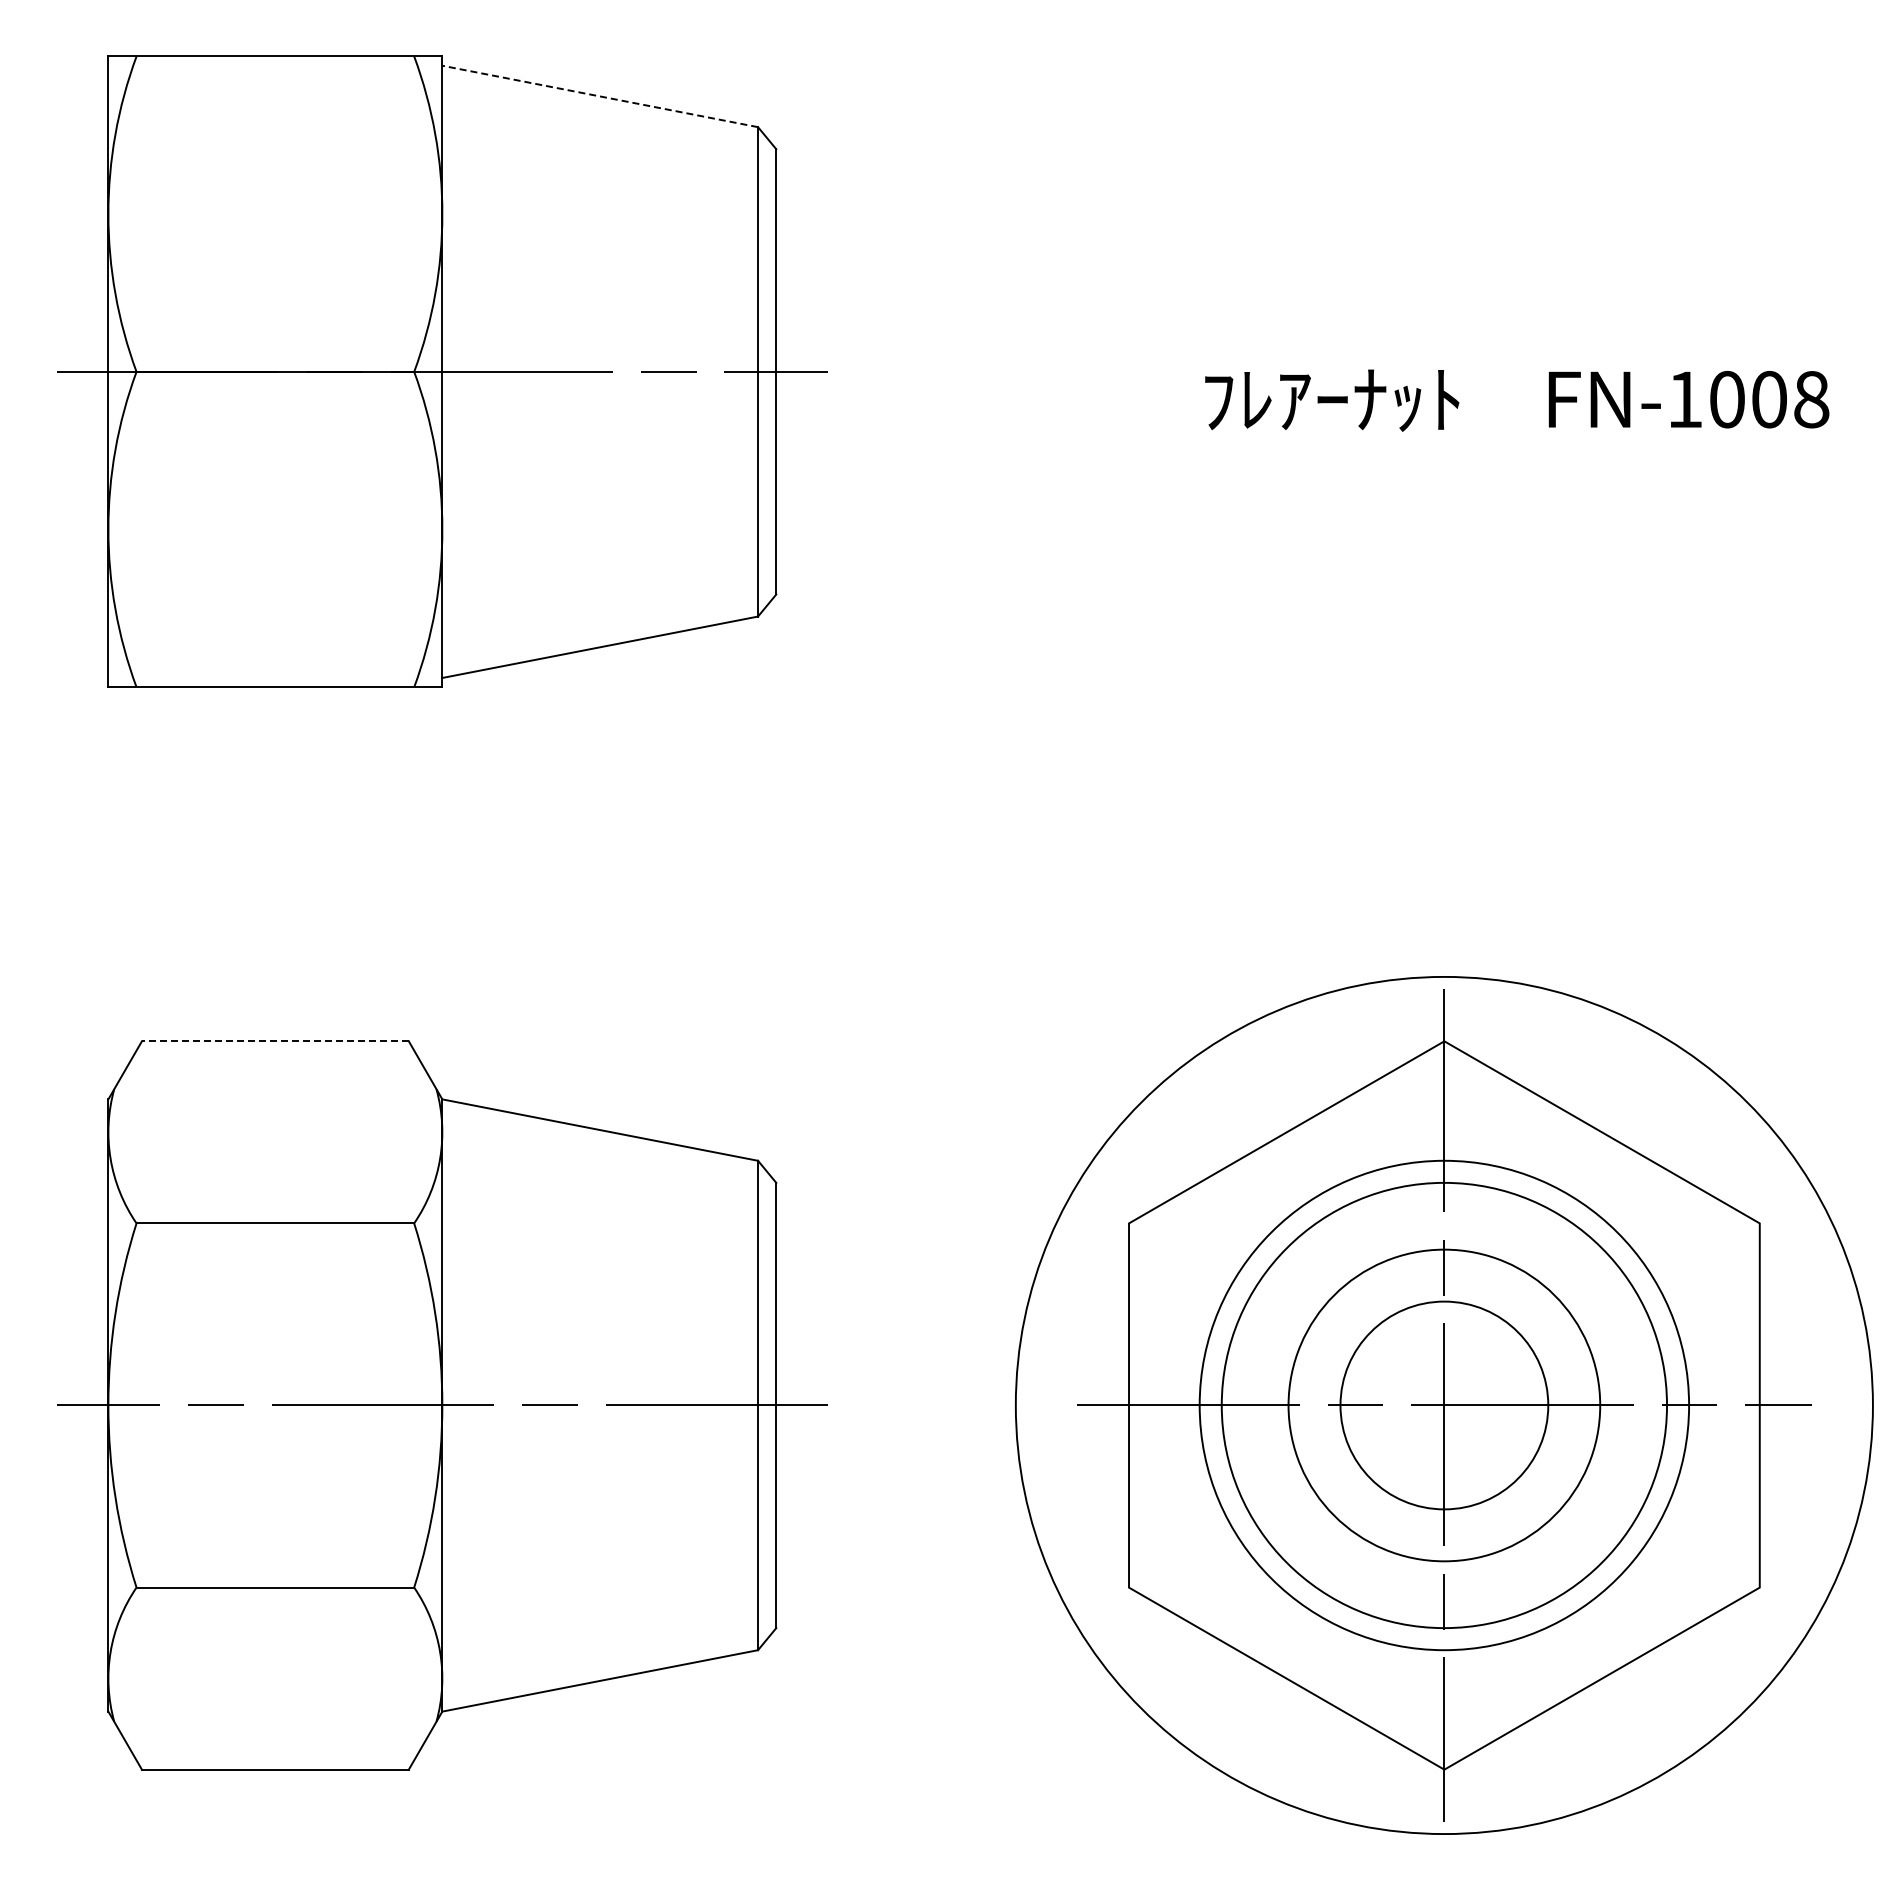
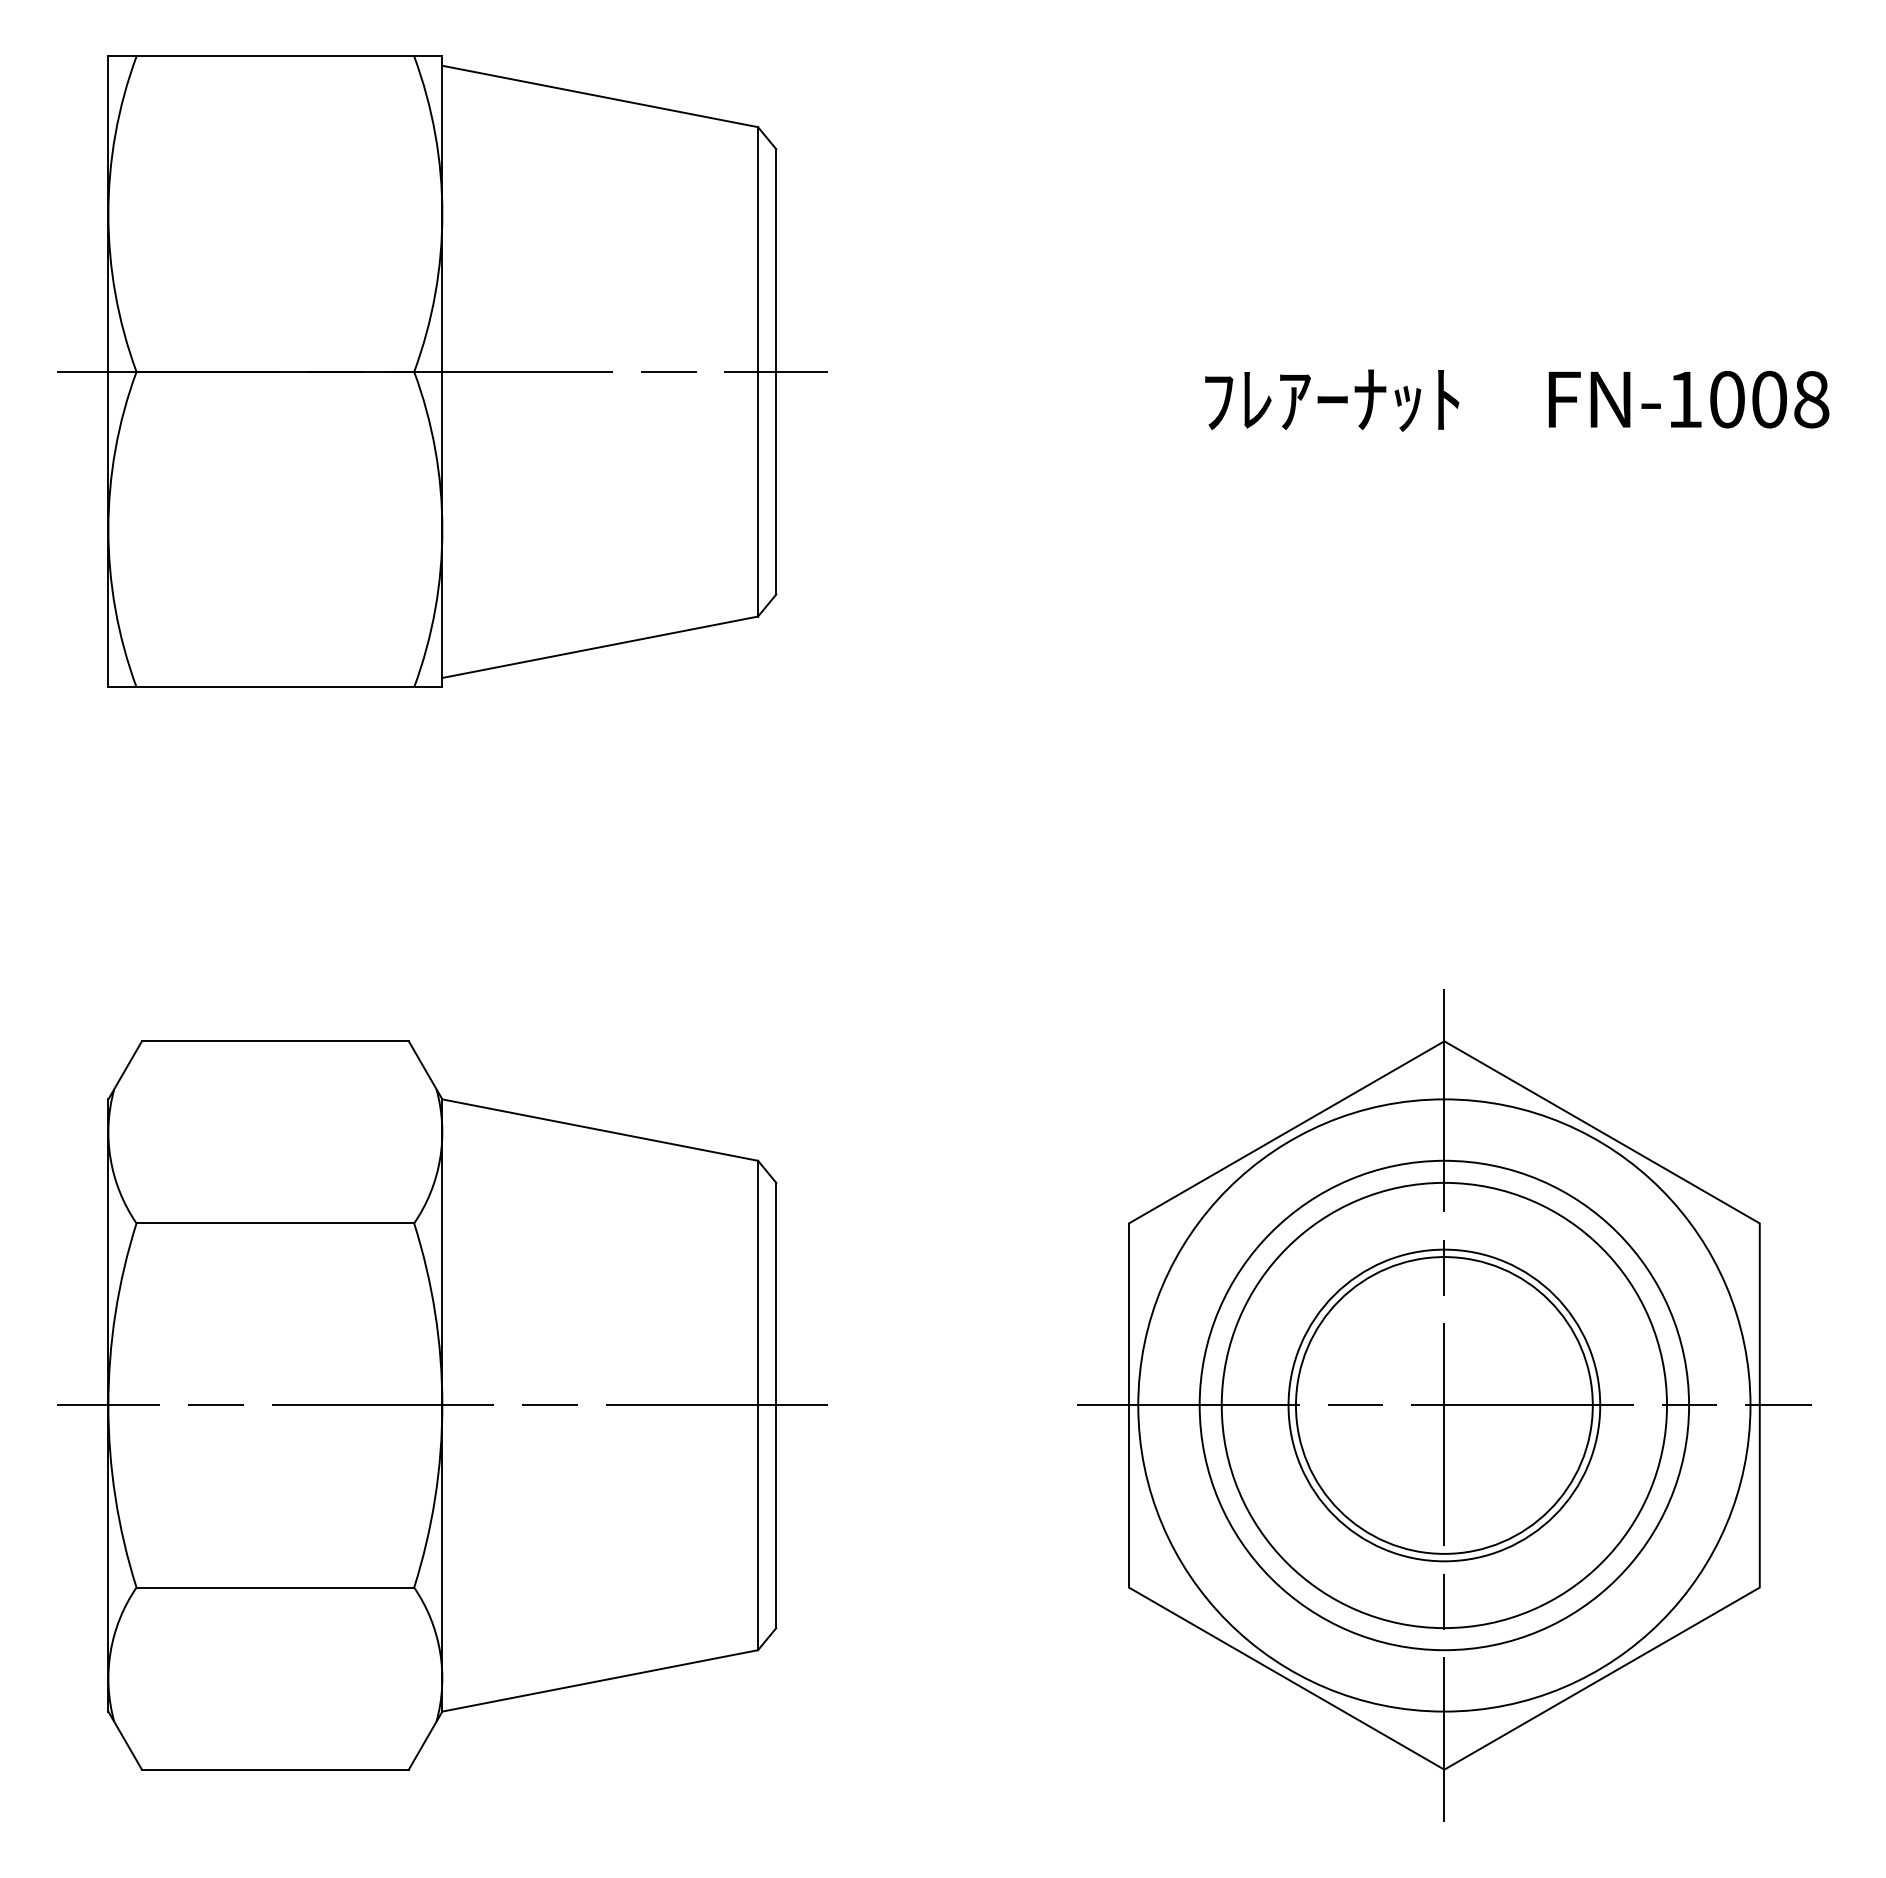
line: dashed -> solid (600, 96)
line: dashed -> solid (274, 1041)
circle diameter: 857 px -> 612 px (1444, 1405)
circle diameter: 208 px -> 297 px (1443, 1405)
